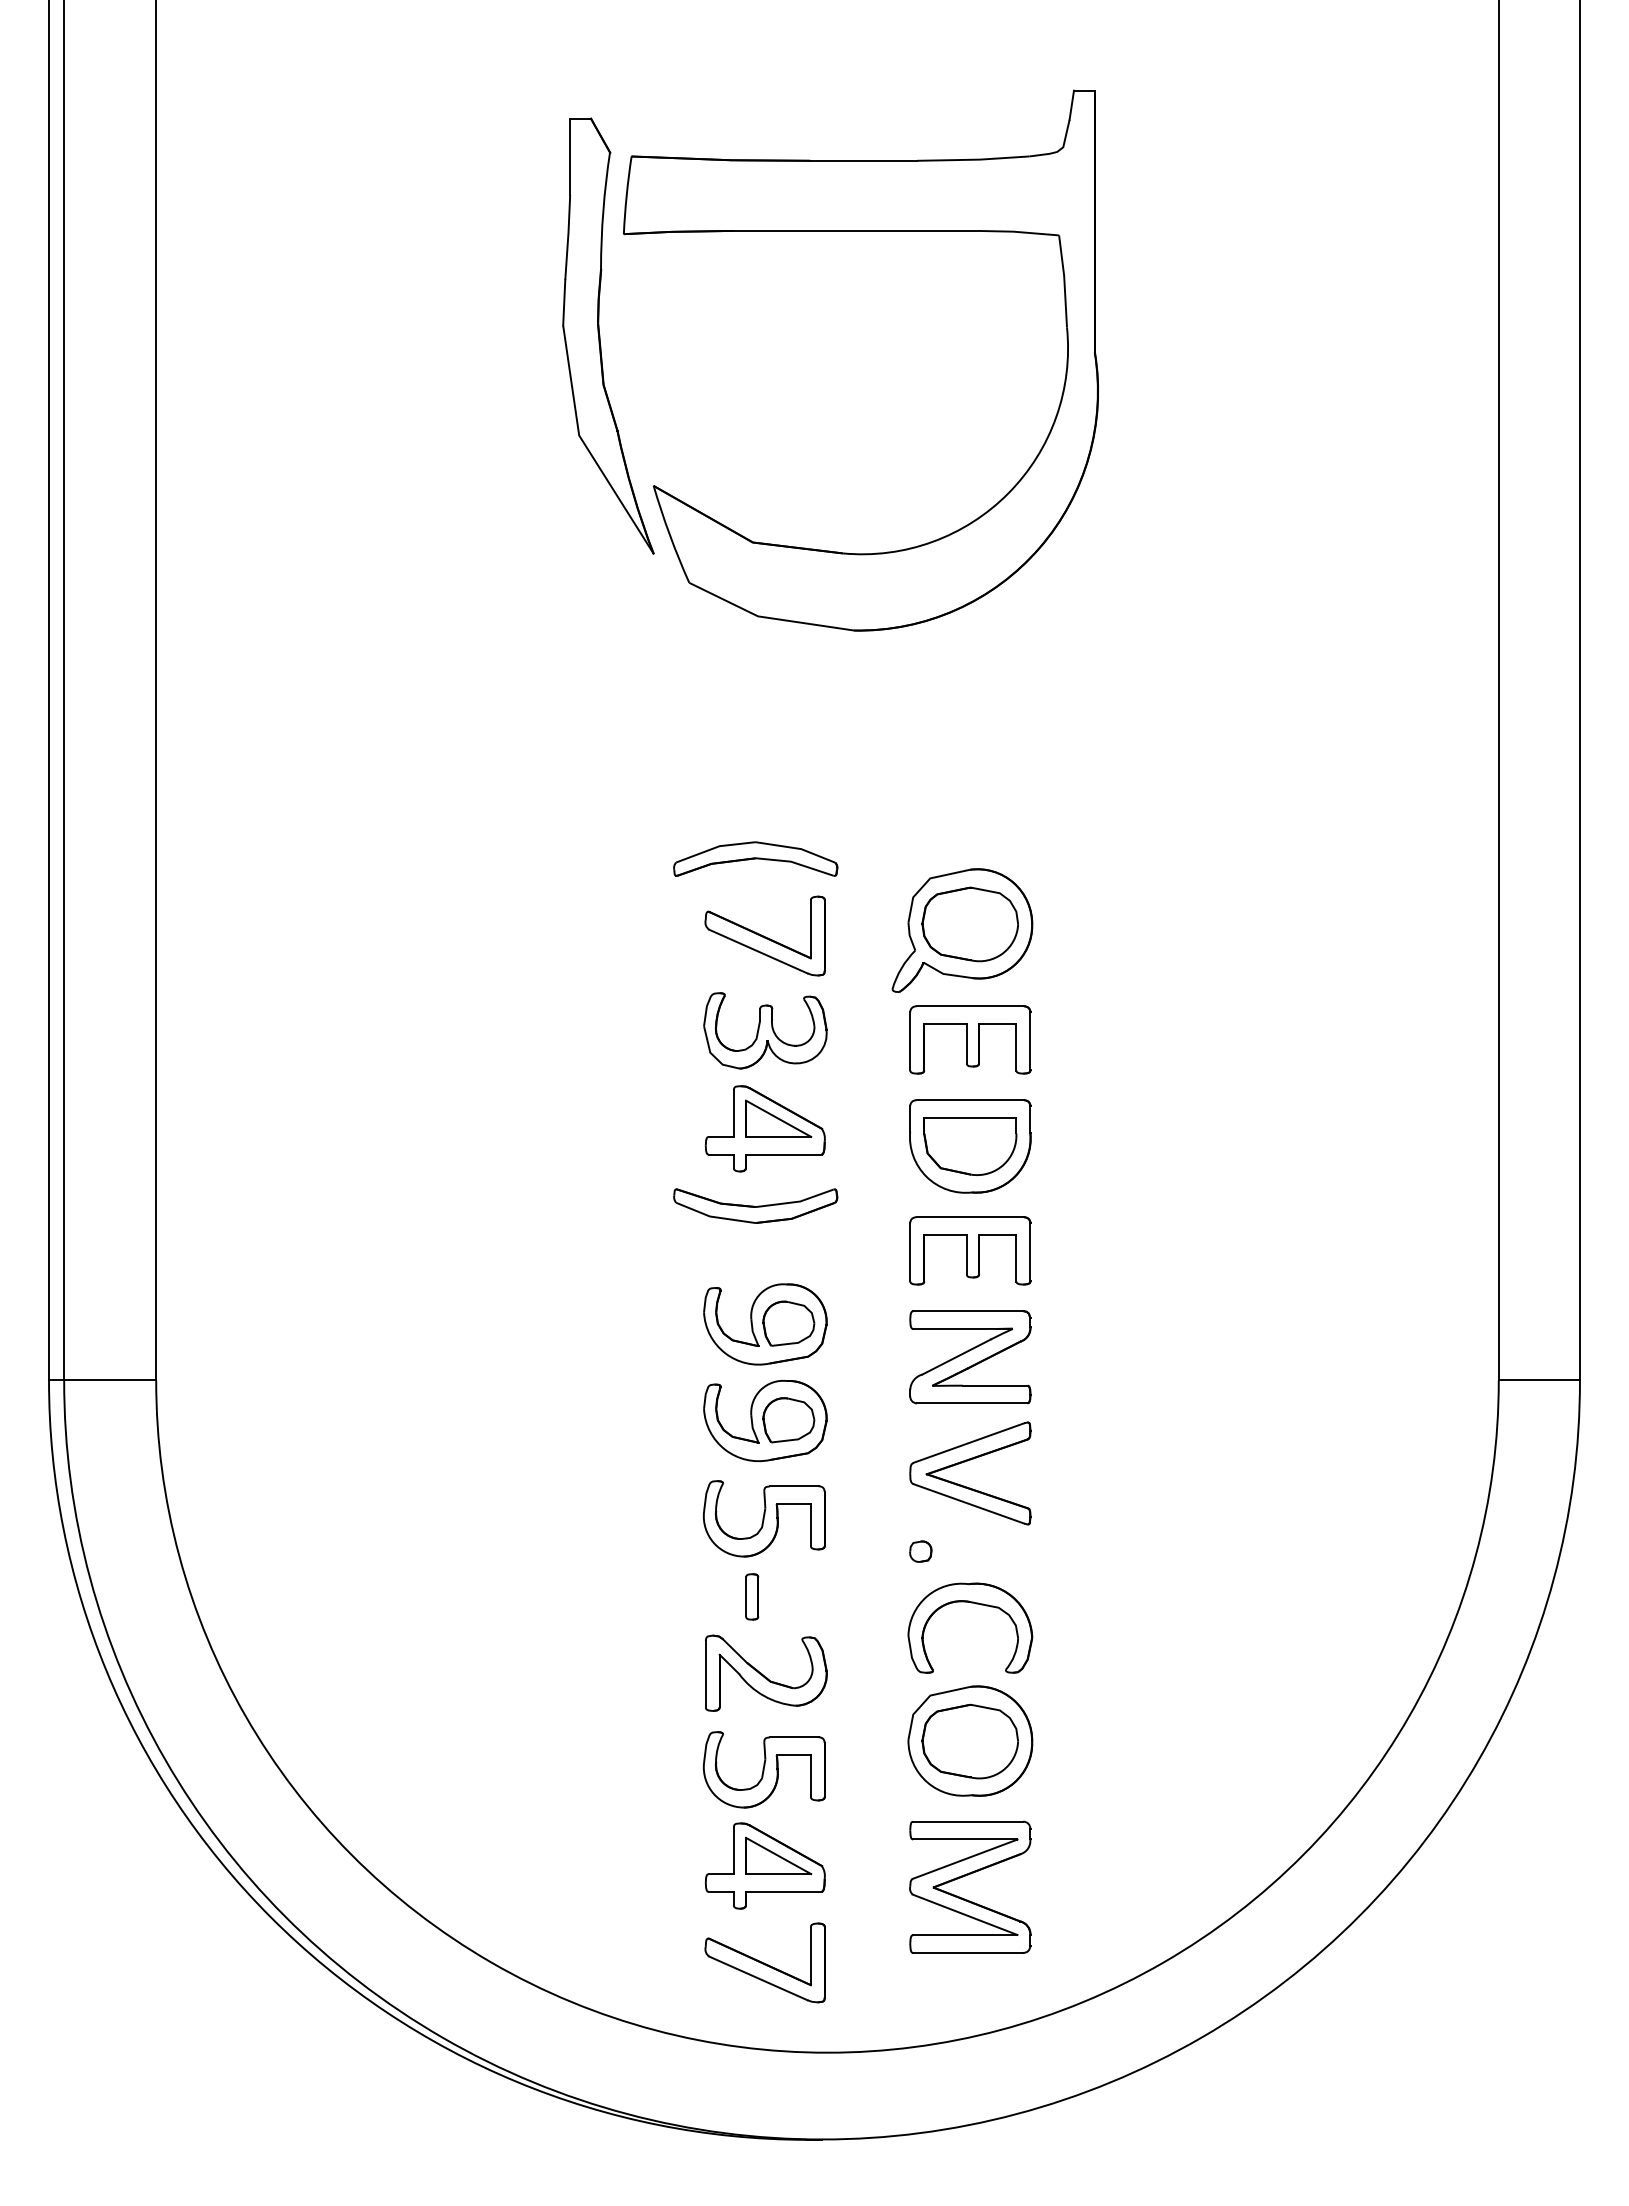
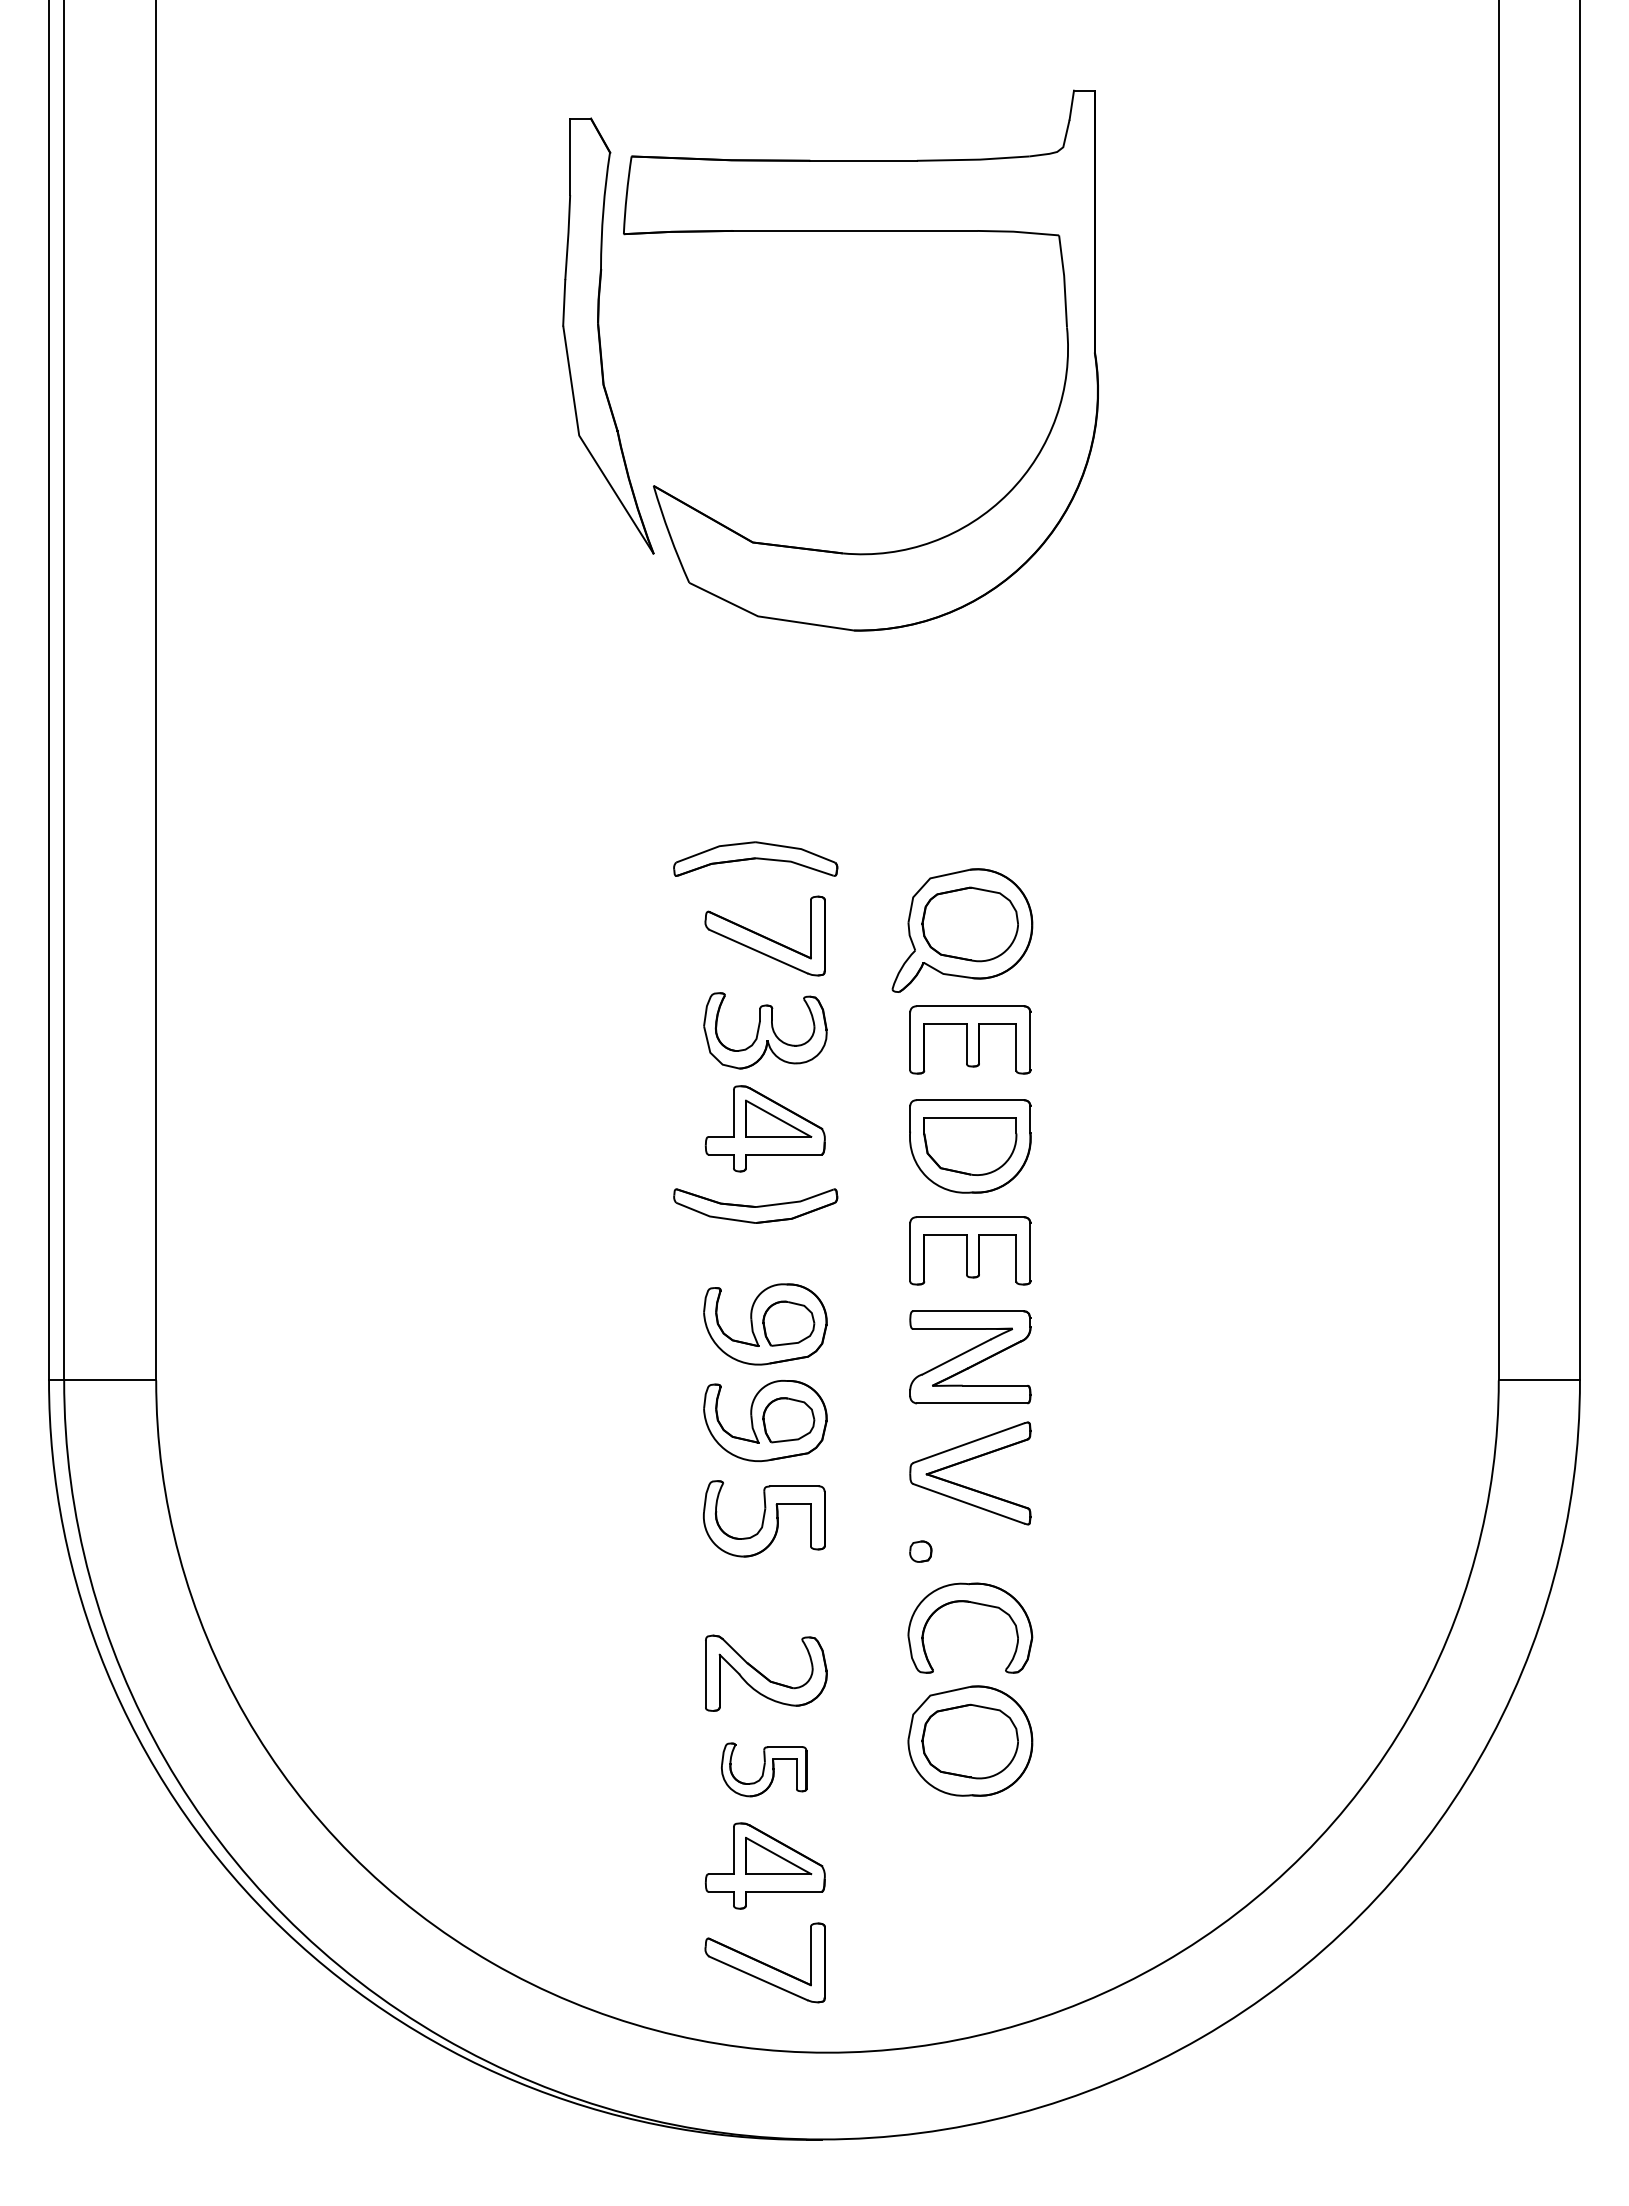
part: present -> none (752, 1596)
part size: 124x78 px -> 87x56 px (764, 1769)
part: present -> none (968, 1875)
